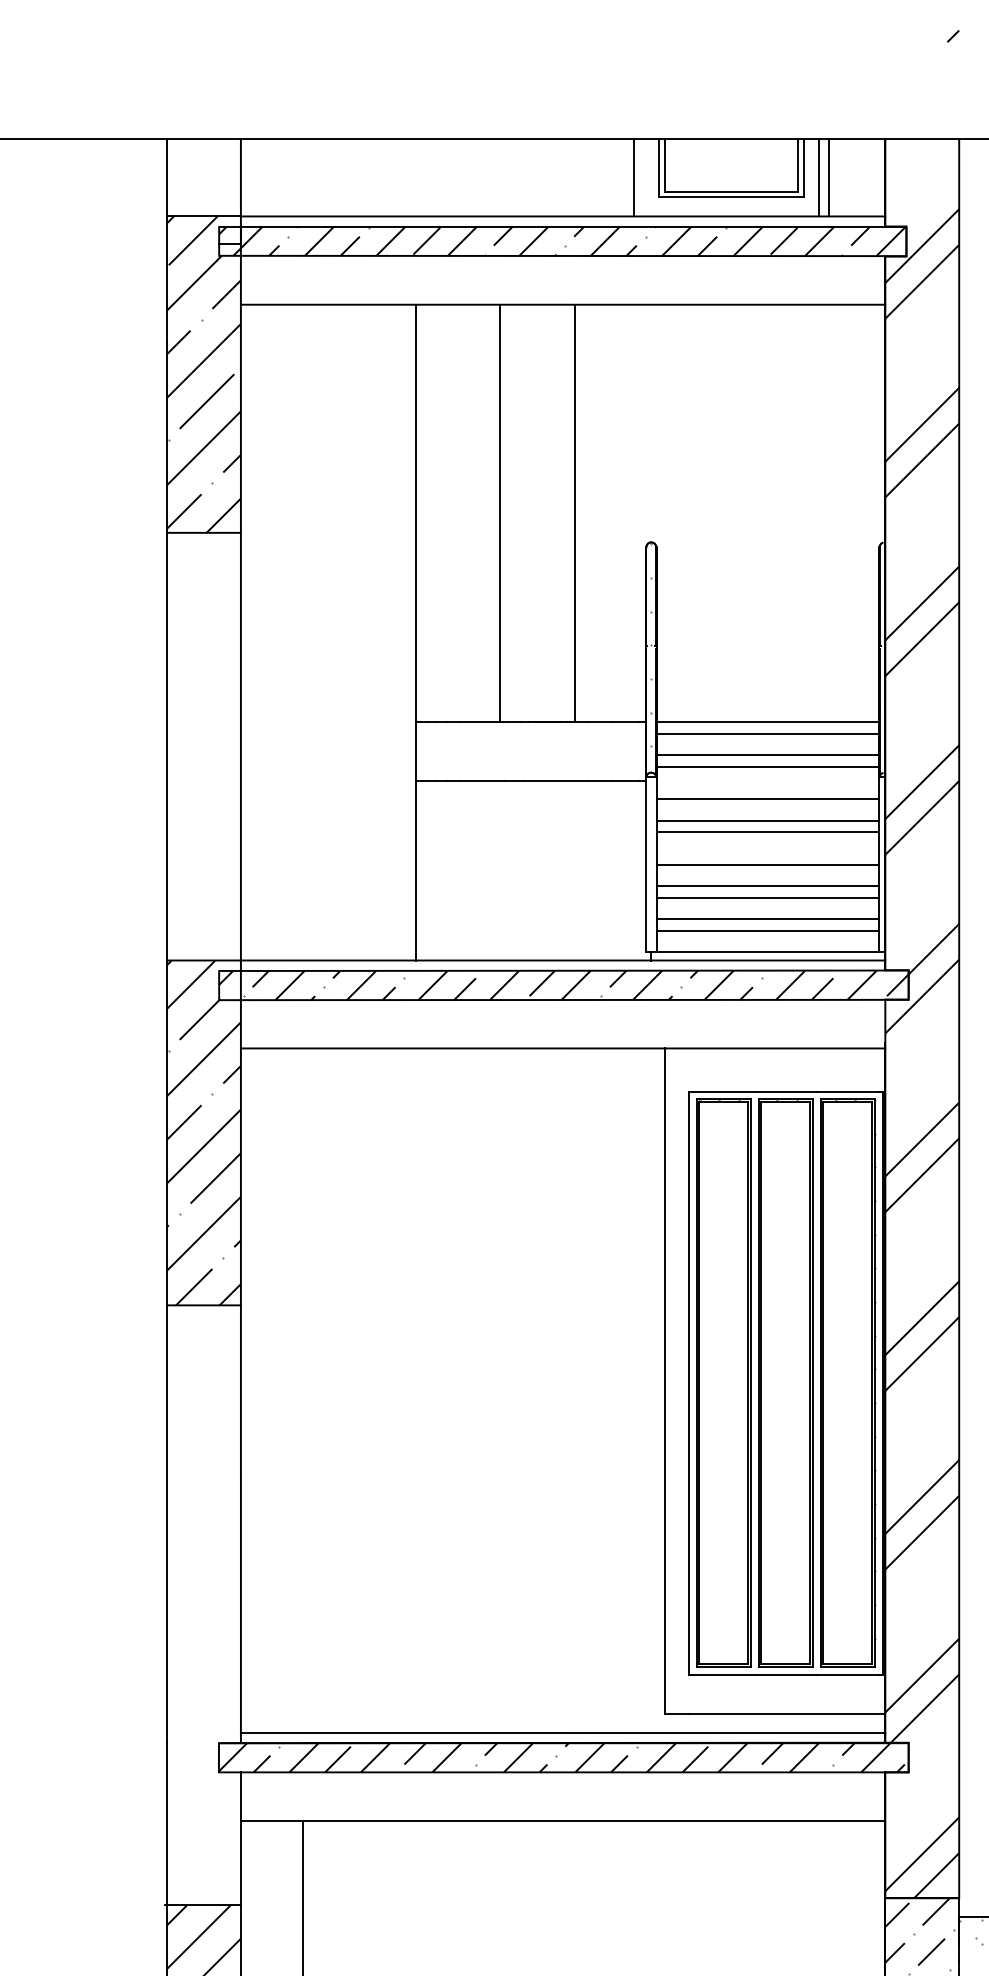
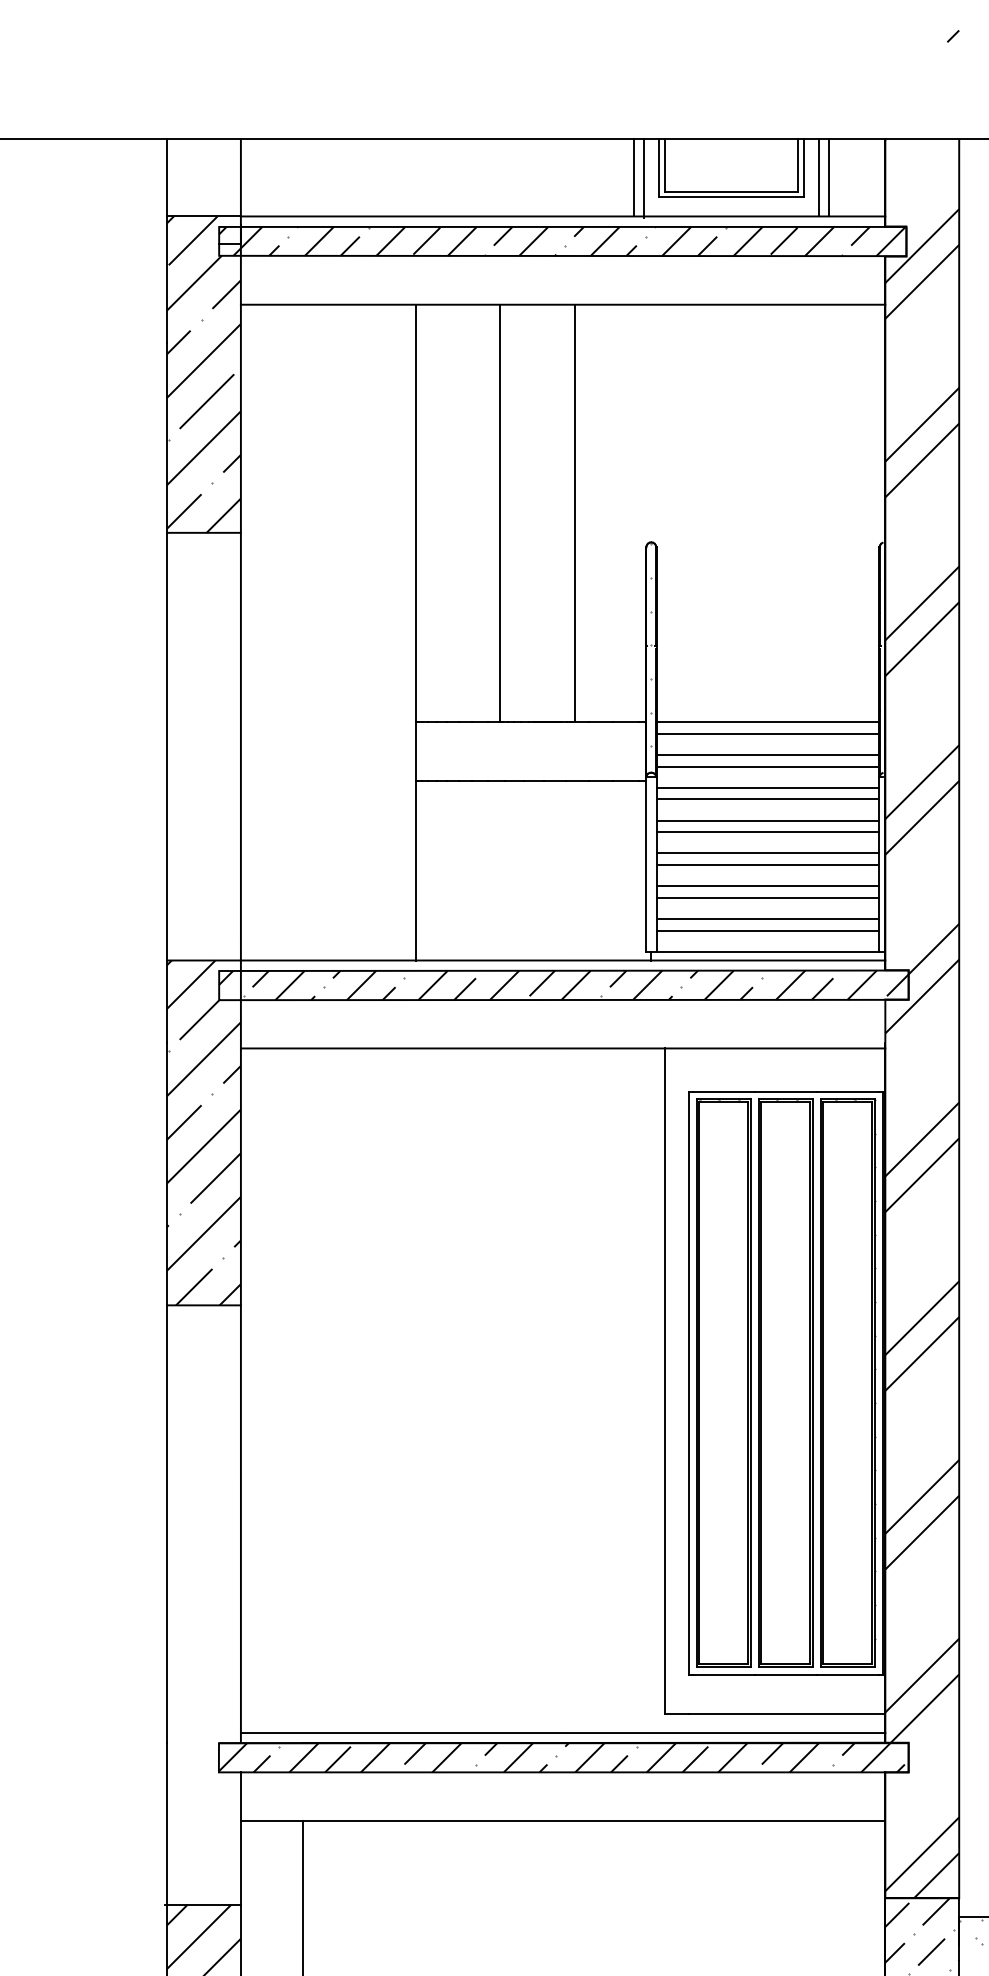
line: none -> present (644, 178)
line: none -> present (767, 787)
line: none -> present (767, 853)
